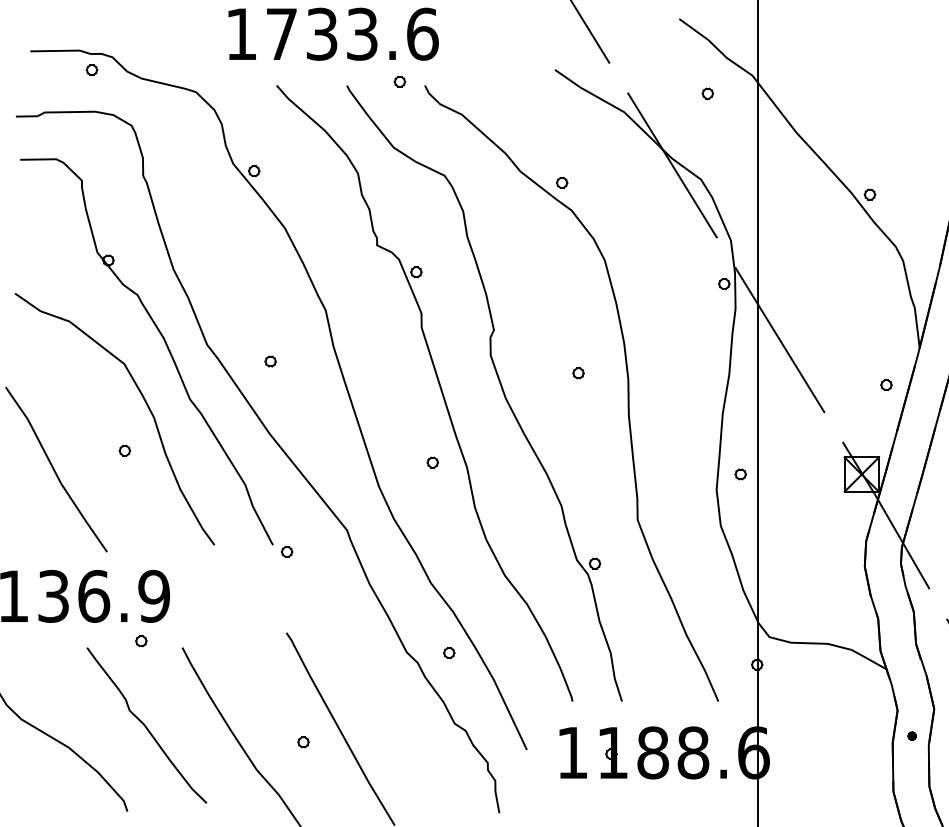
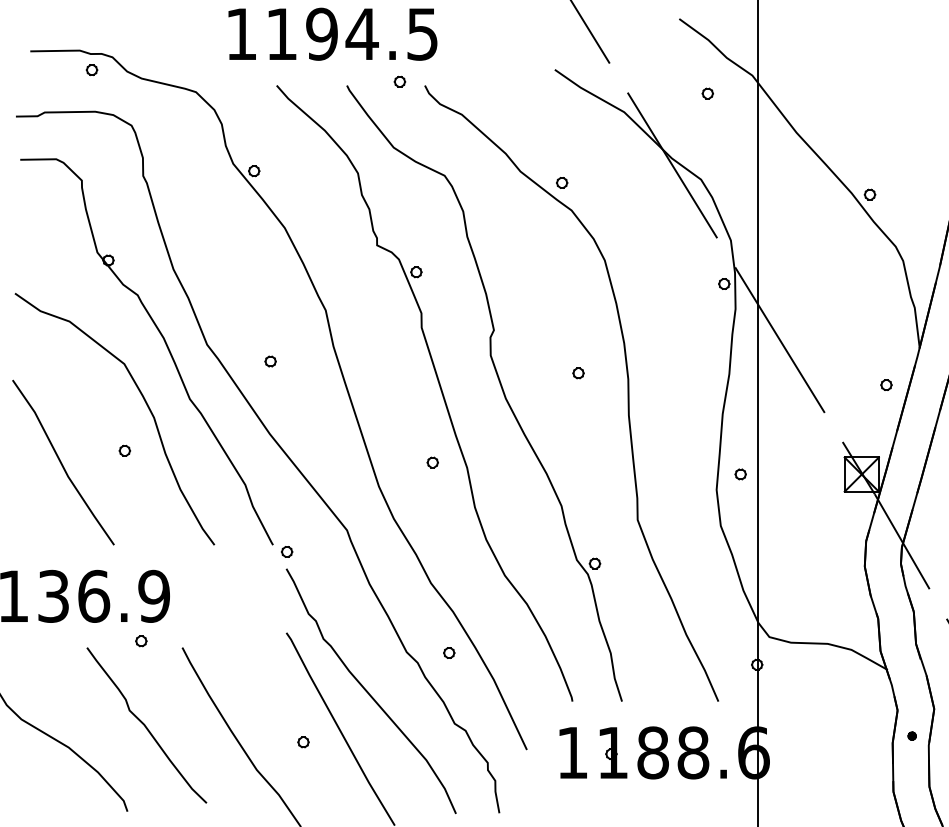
text: 1733.6 -> 1194.5 (352, 33)
curve position: (55, 470) -> (62, 463) (62, 463)
curve: none -> present (368, 691)
